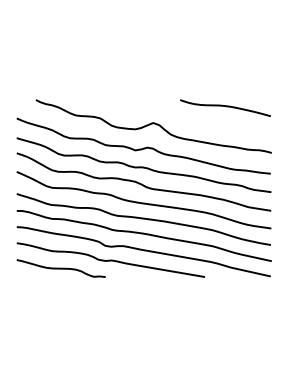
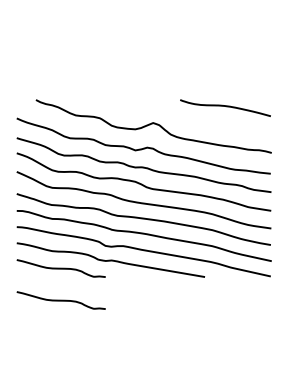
curve: none -> present (60, 300)
